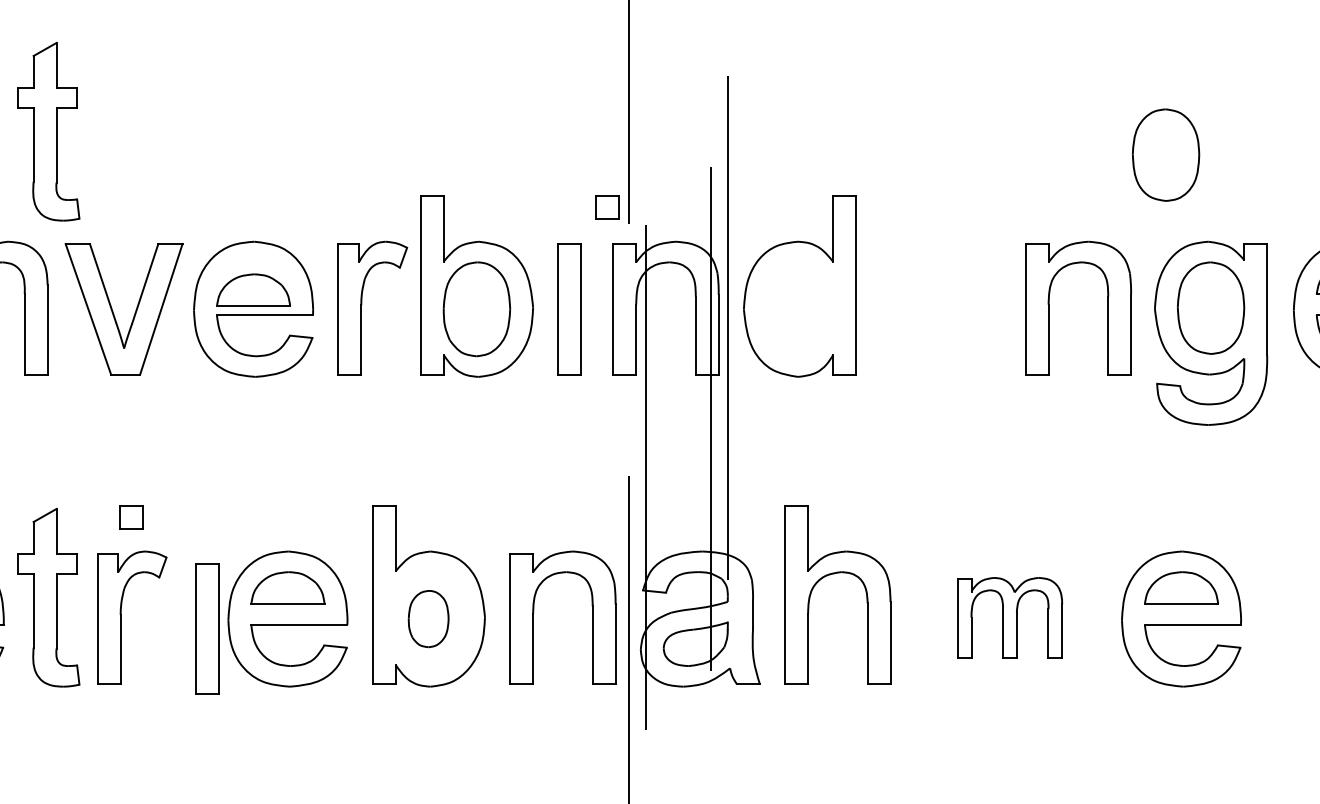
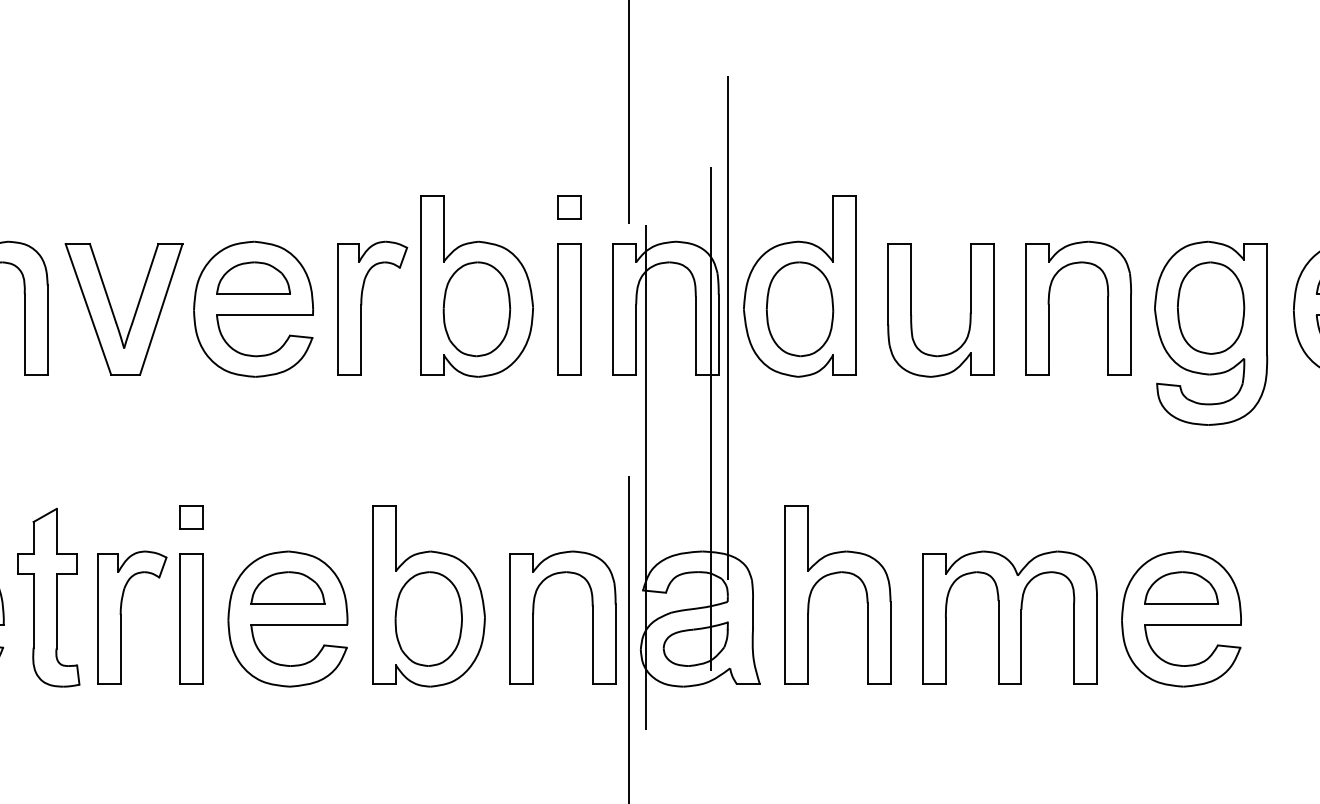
part: present -> none (48, 131)
part: present -> none (1166, 154)
part position: (607, 207) -> (569, 207) (569, 207)
part position: (253, 289) -> (253, 277) (253, 277)
part: none -> present (799, 309)
part: none -> present (912, 315)
part position: (131, 517) -> (191, 517) (191, 517)
part size: 107x82 px -> 176x135 px (1009, 617)
part size: 43x59 px -> 69x96 px (428, 618)
part position: (207, 628) -> (191, 618) (191, 618)
